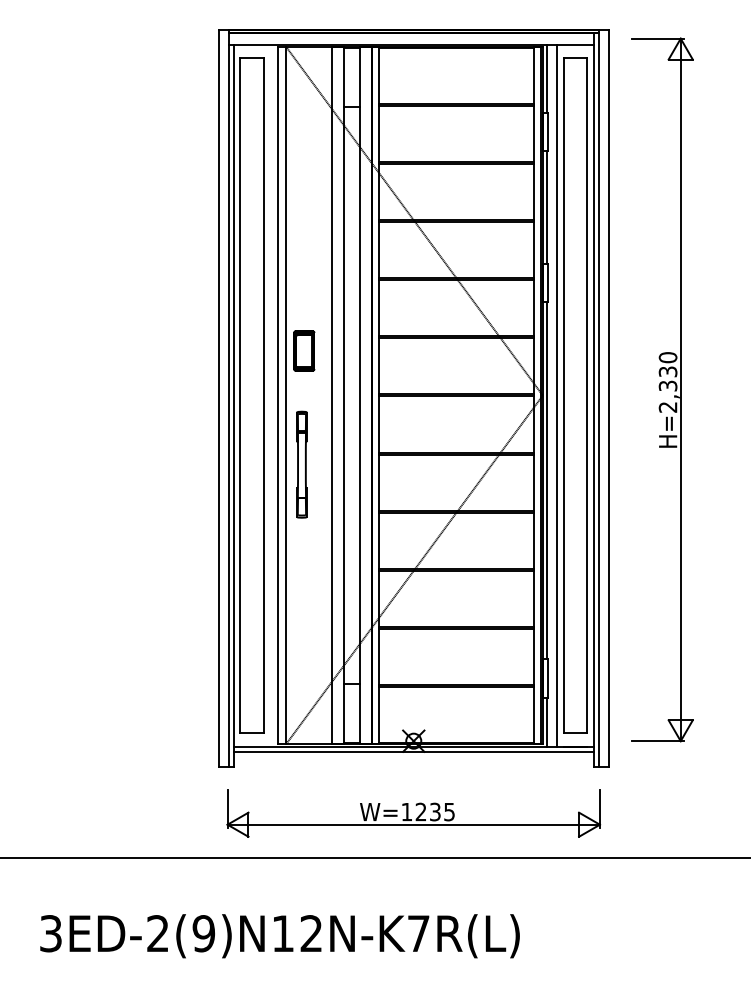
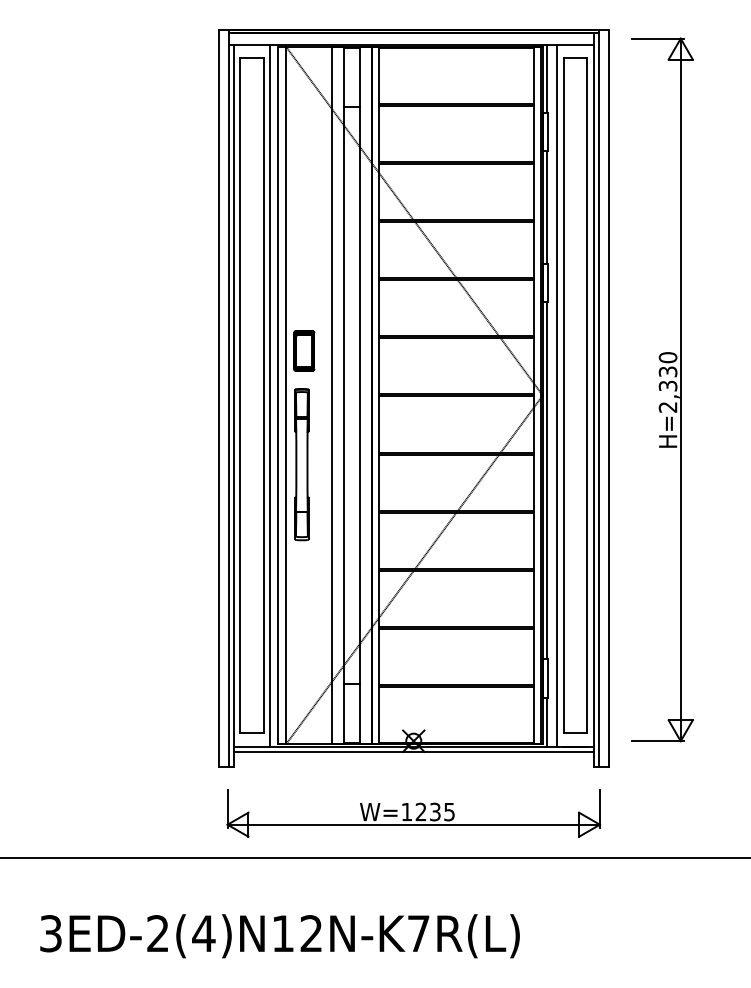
line: none -> present (270, 395)
part size: 12x109 px -> 16x154 px (301, 464)
text: 3ED-2(9)N12N-K7R(L) -> 3ED-2(4)N12N-K7R(L) (203, 933)
